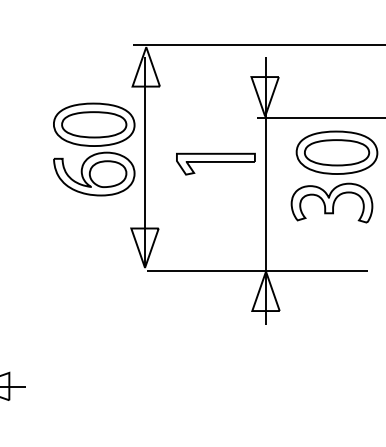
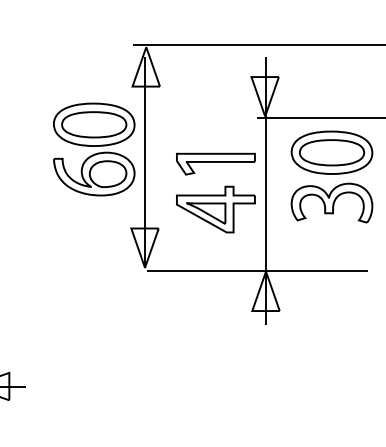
part position: (336, 152) -> (331, 152) (331, 152)
part: none -> present (215, 209)
